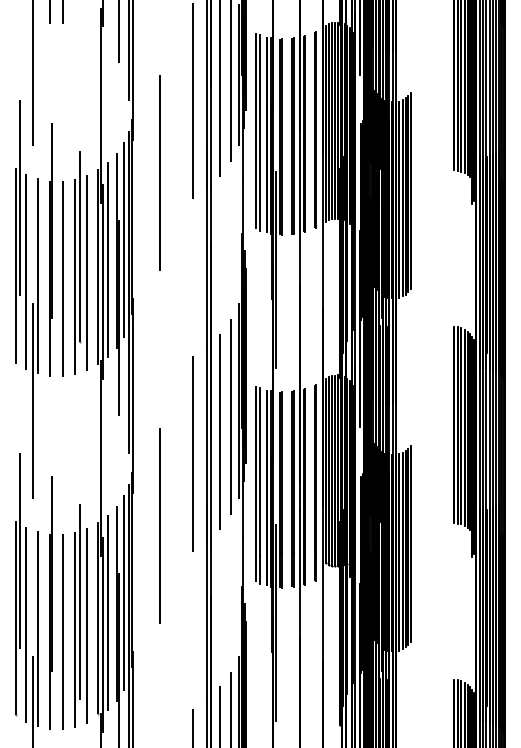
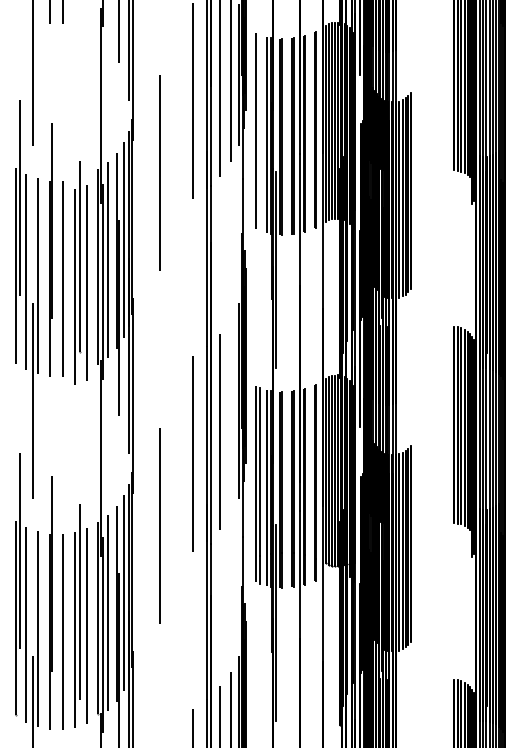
line: present -> none (259, 132)
part position: (80, 262) -> (80, 272) (80, 272)
line: present -> none (230, 417)
